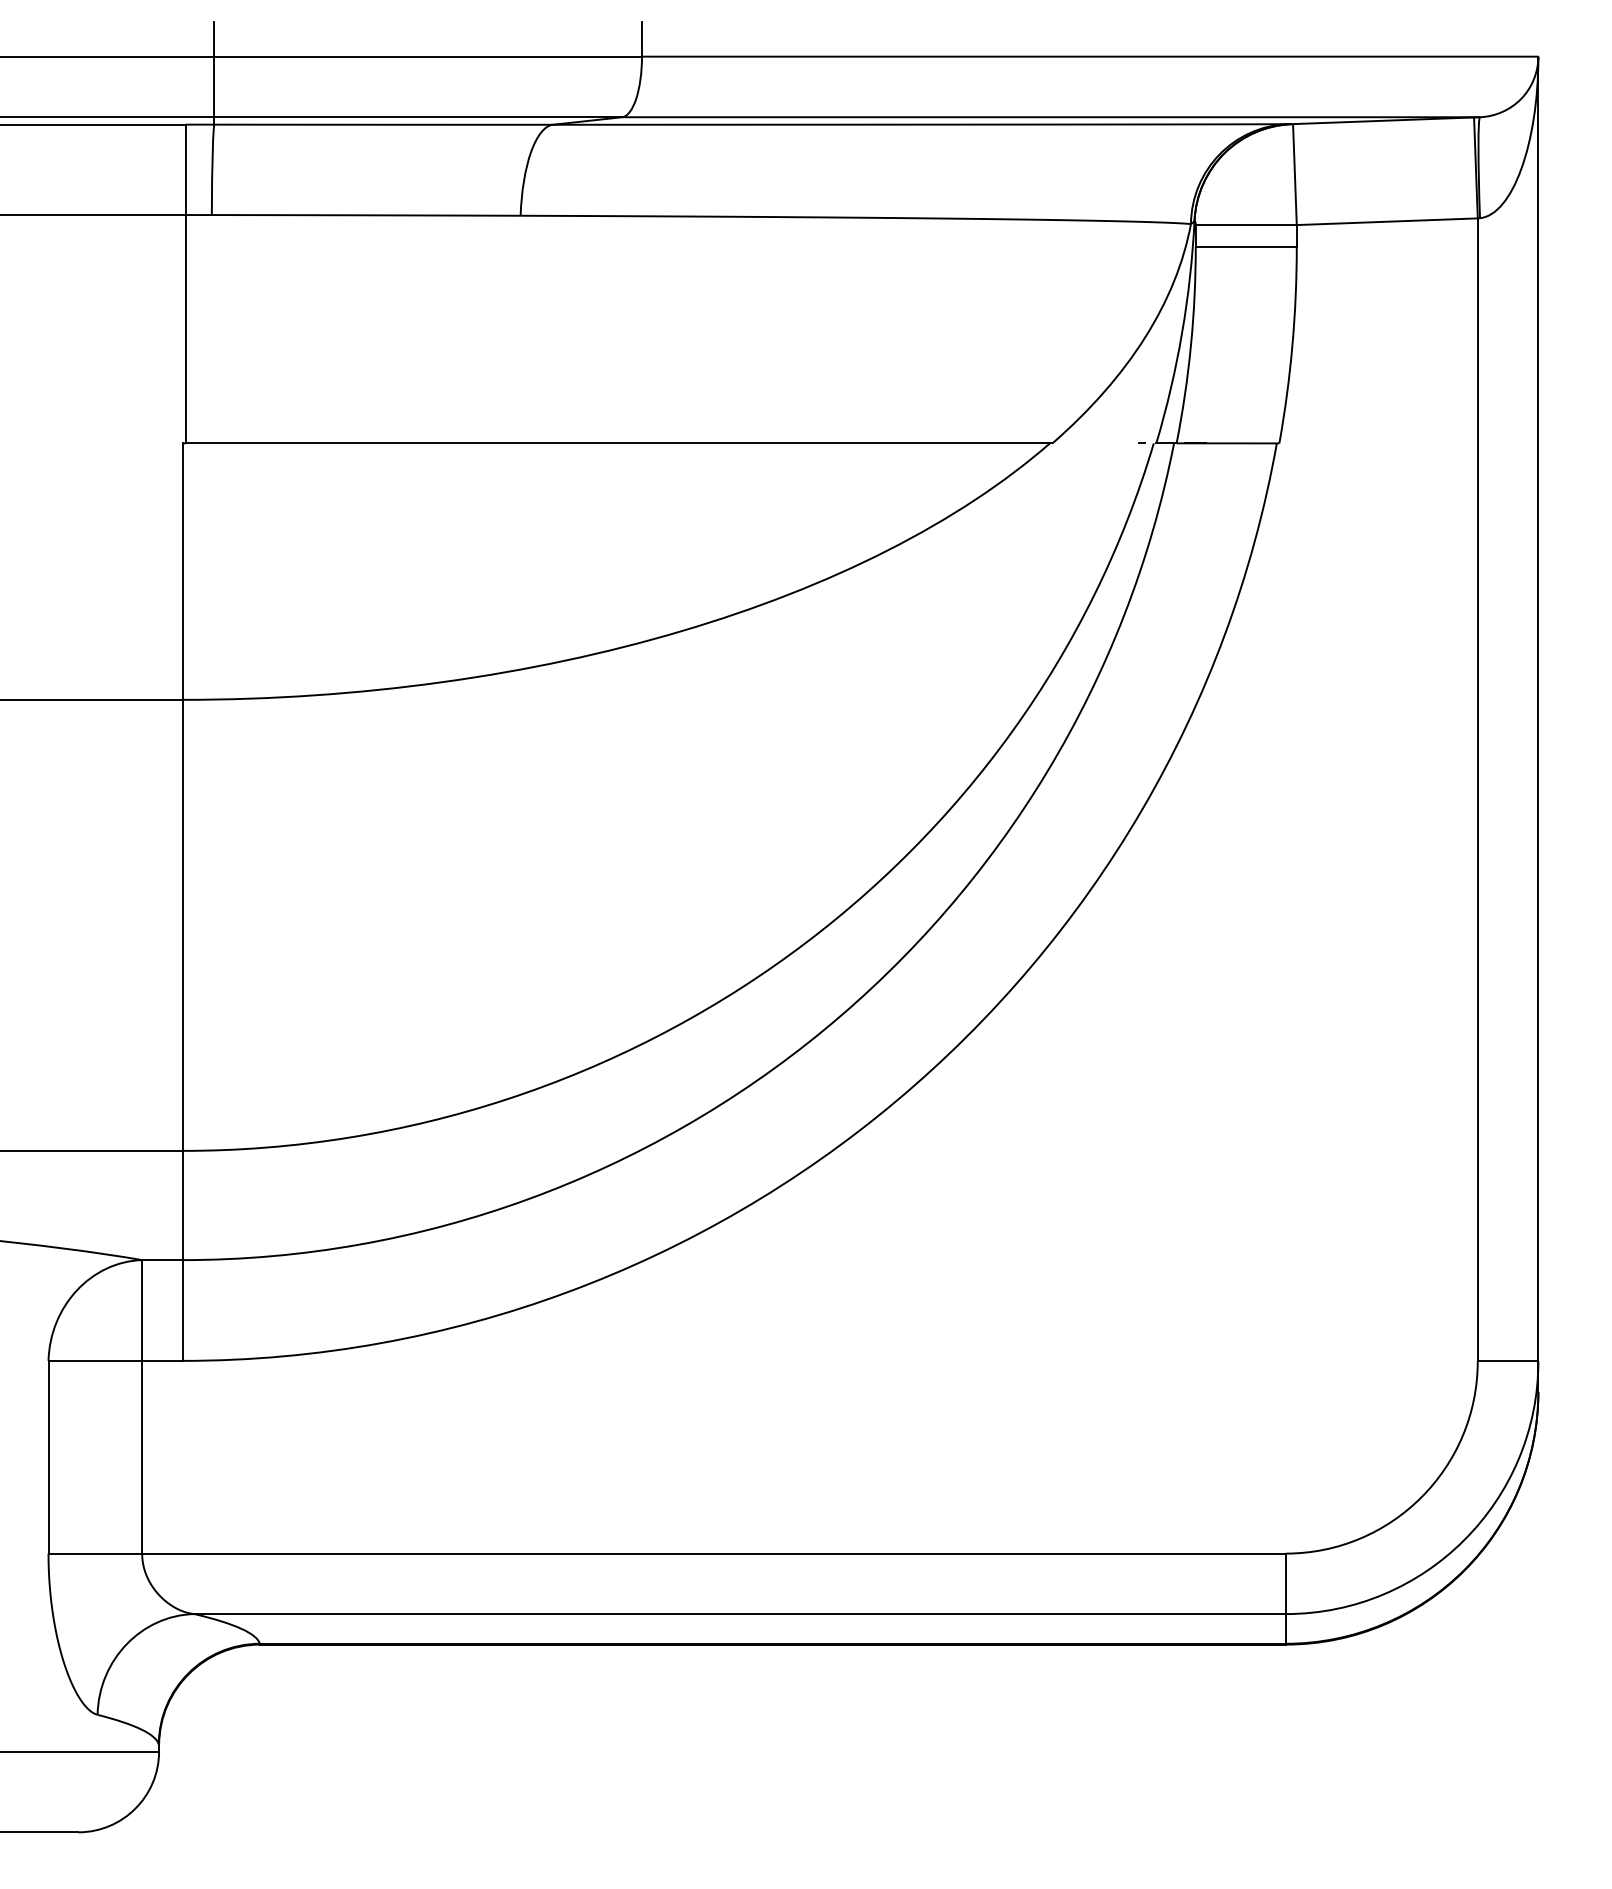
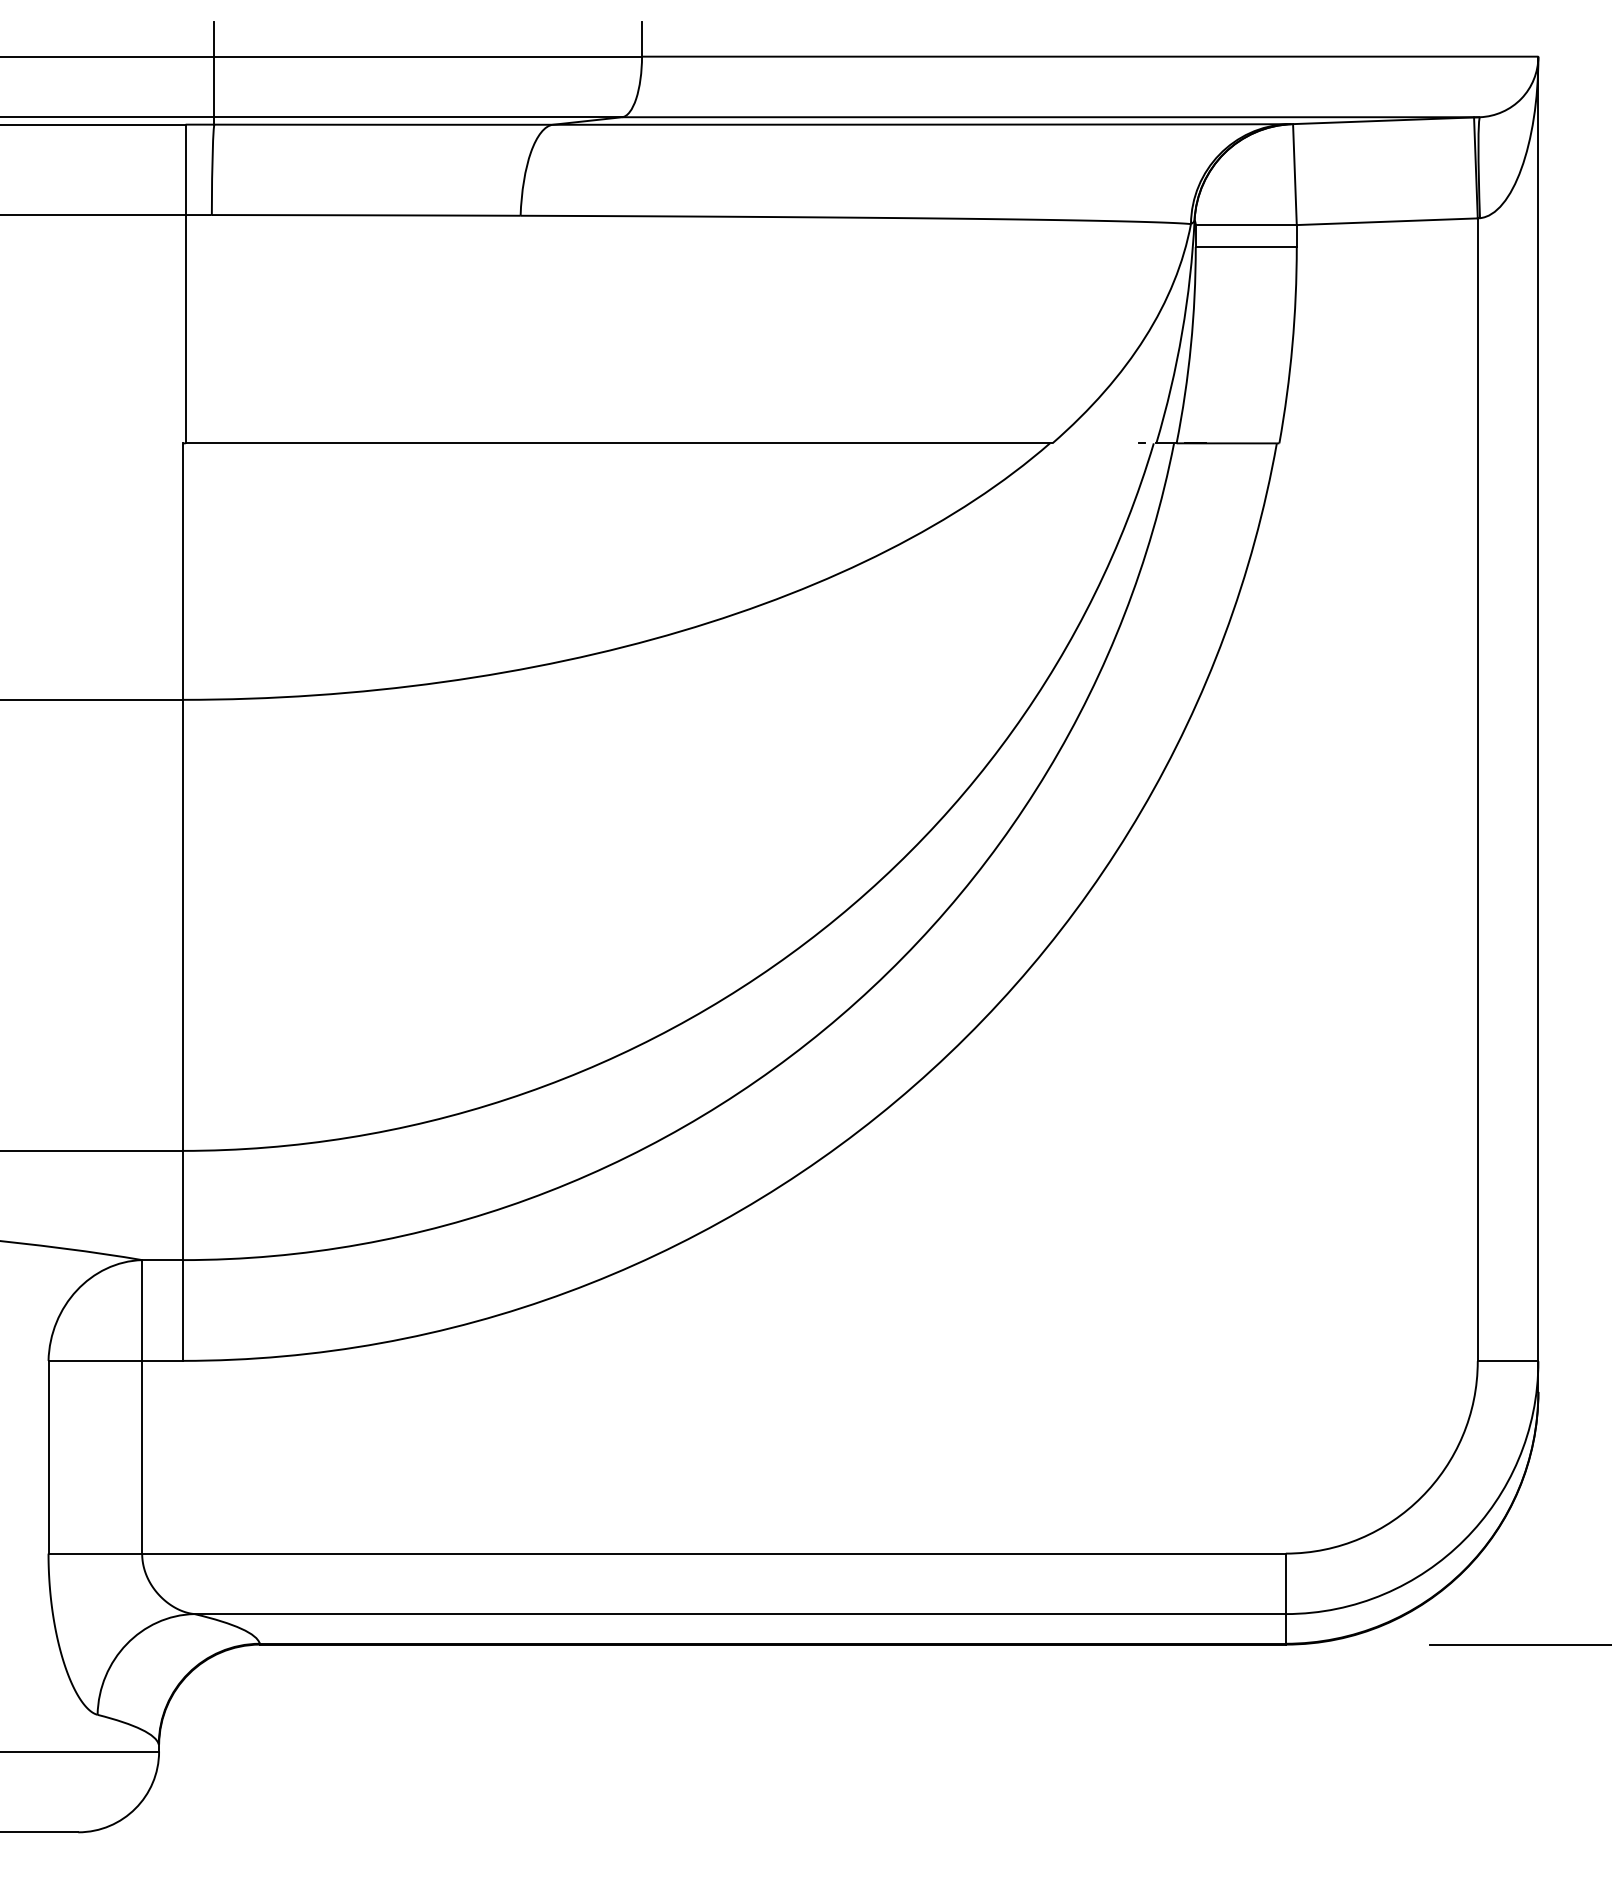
line: none -> present (1519, 1644)
